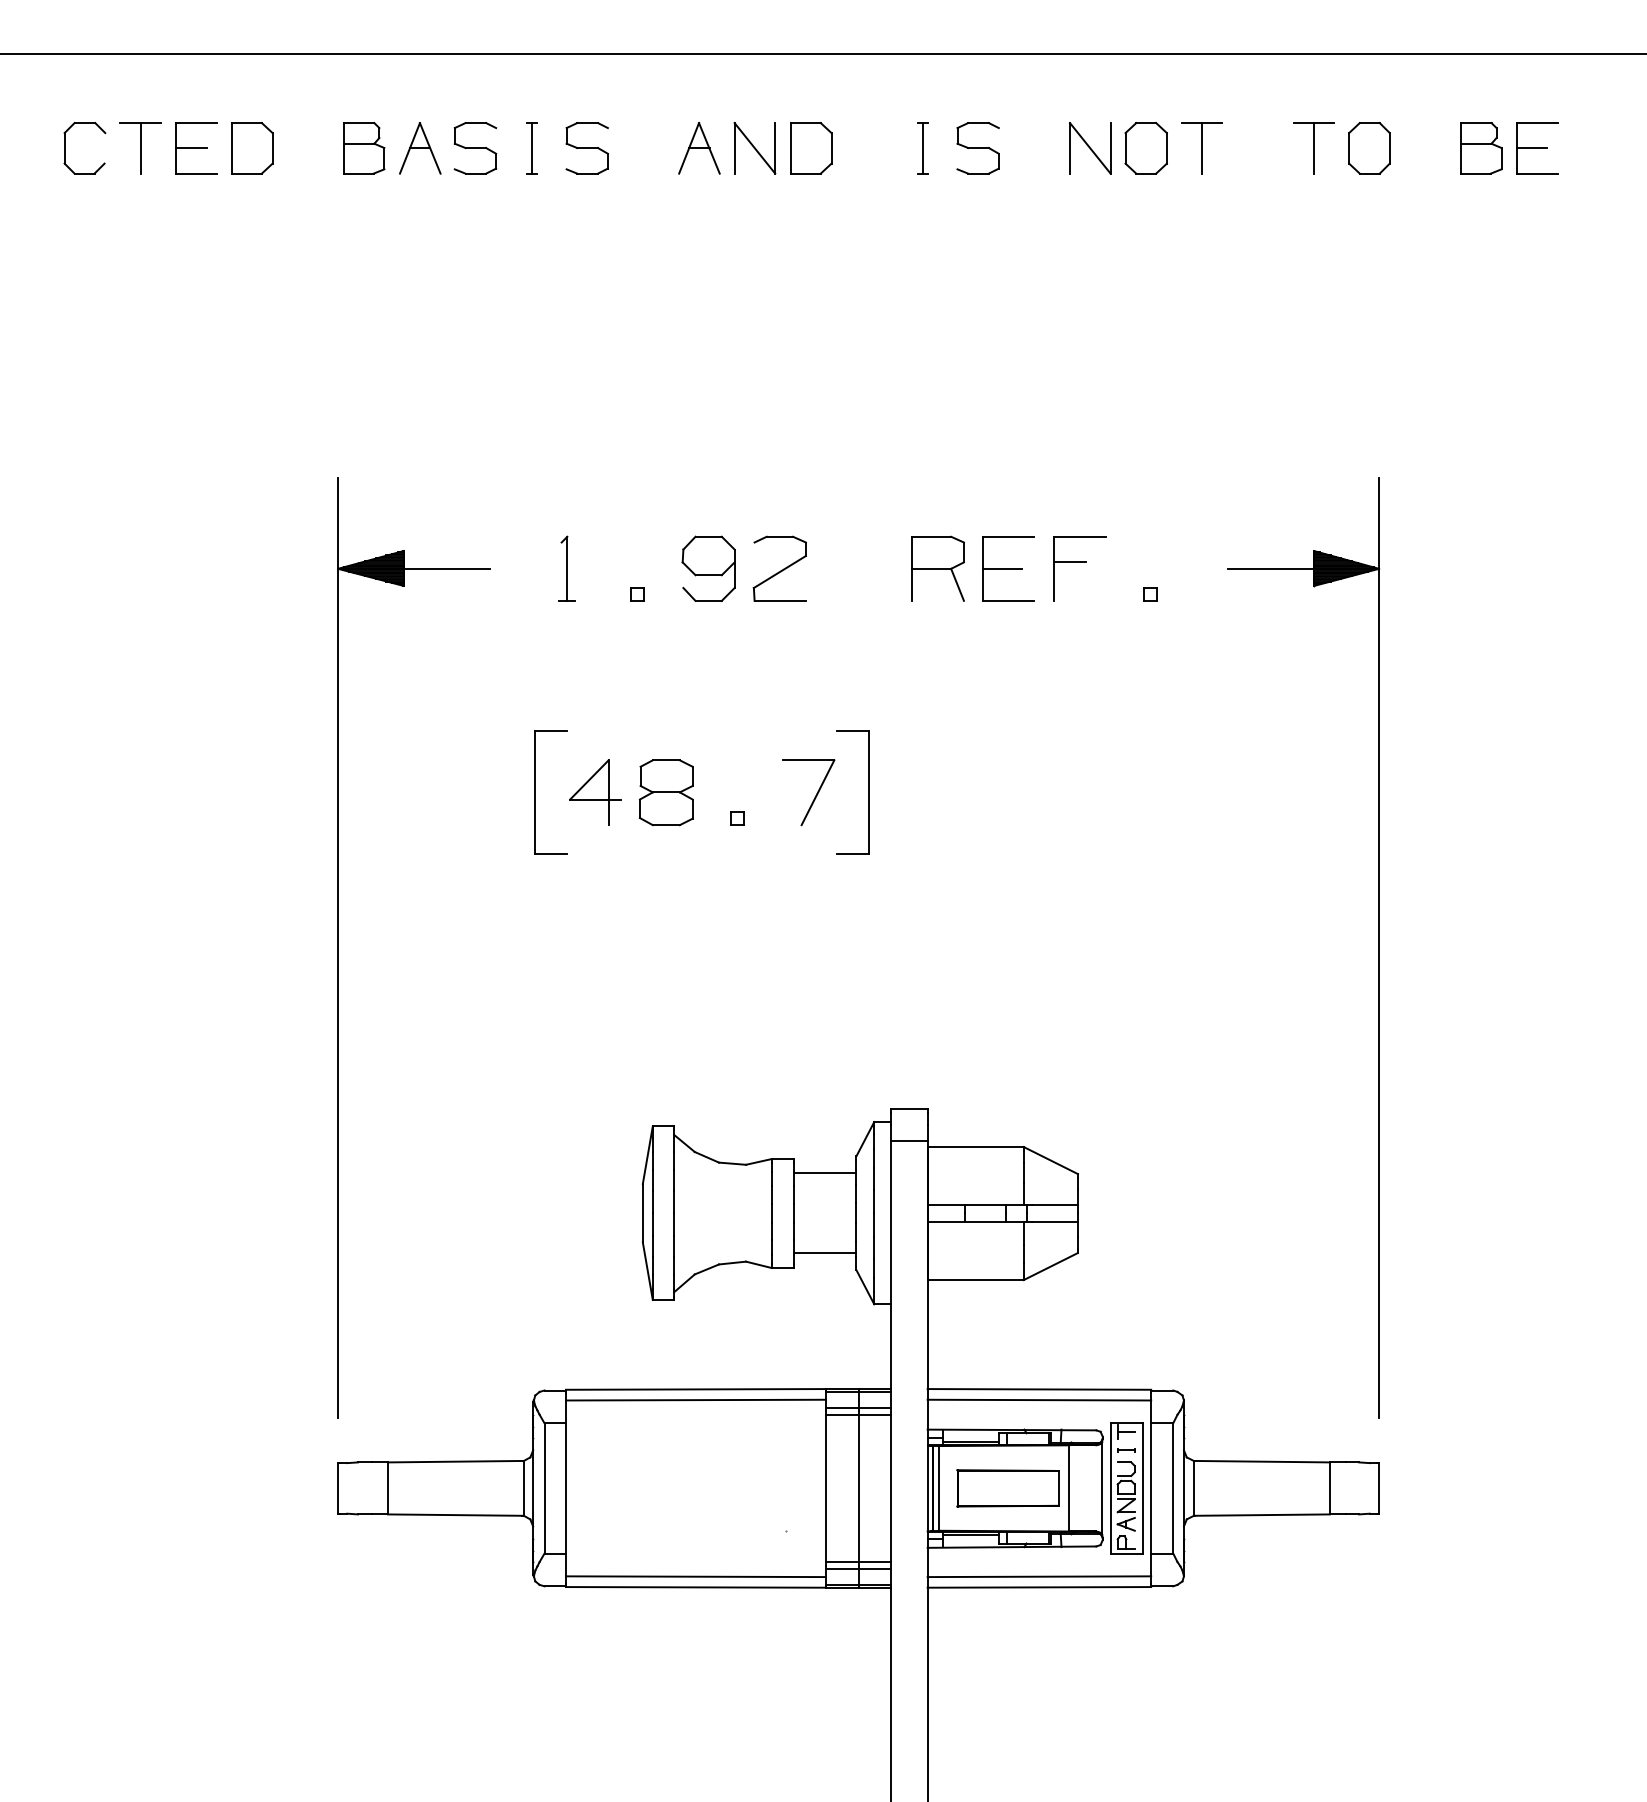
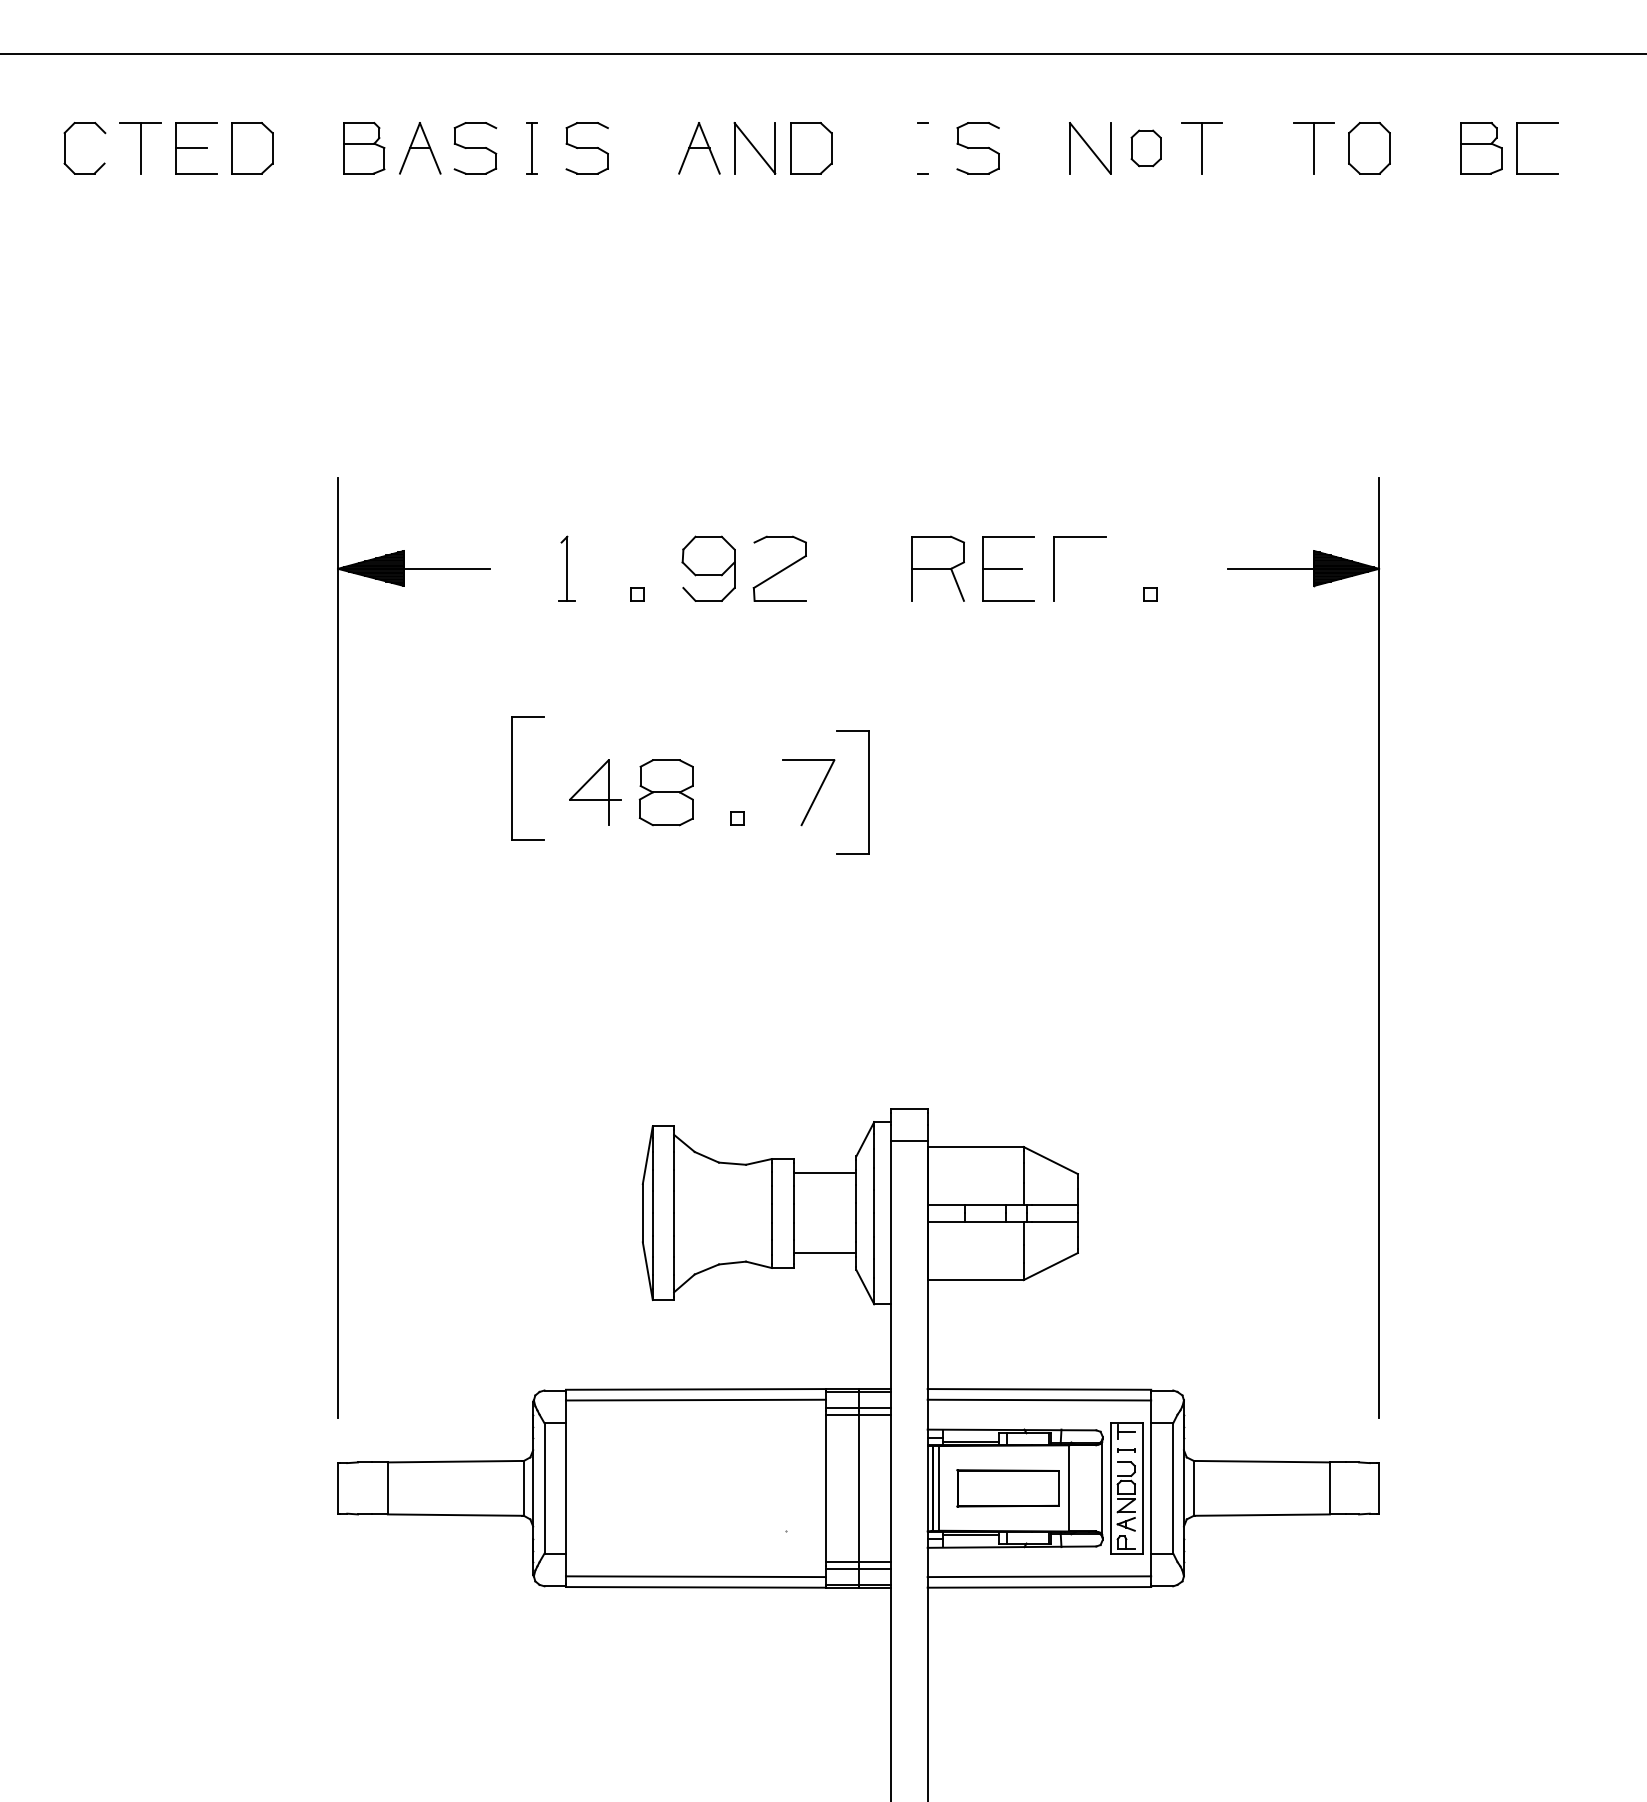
line: present -> none (922, 148)
part size: 44x53 px -> 32x39 px (1145, 148)
line: present -> none (1532, 148)
line: present -> none (1069, 562)
part position: (535, 792) -> (512, 778) (512, 778)
